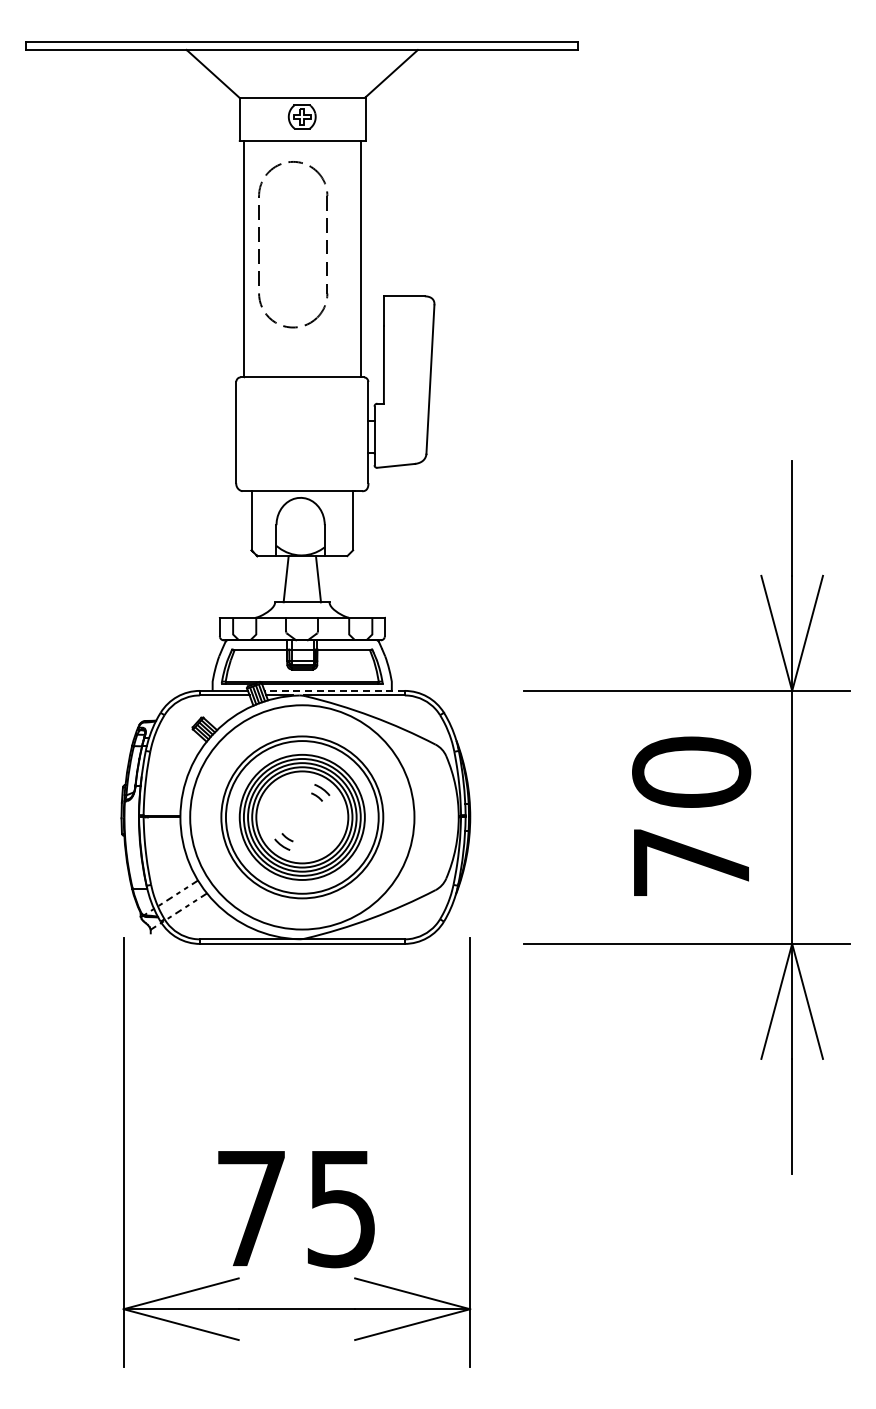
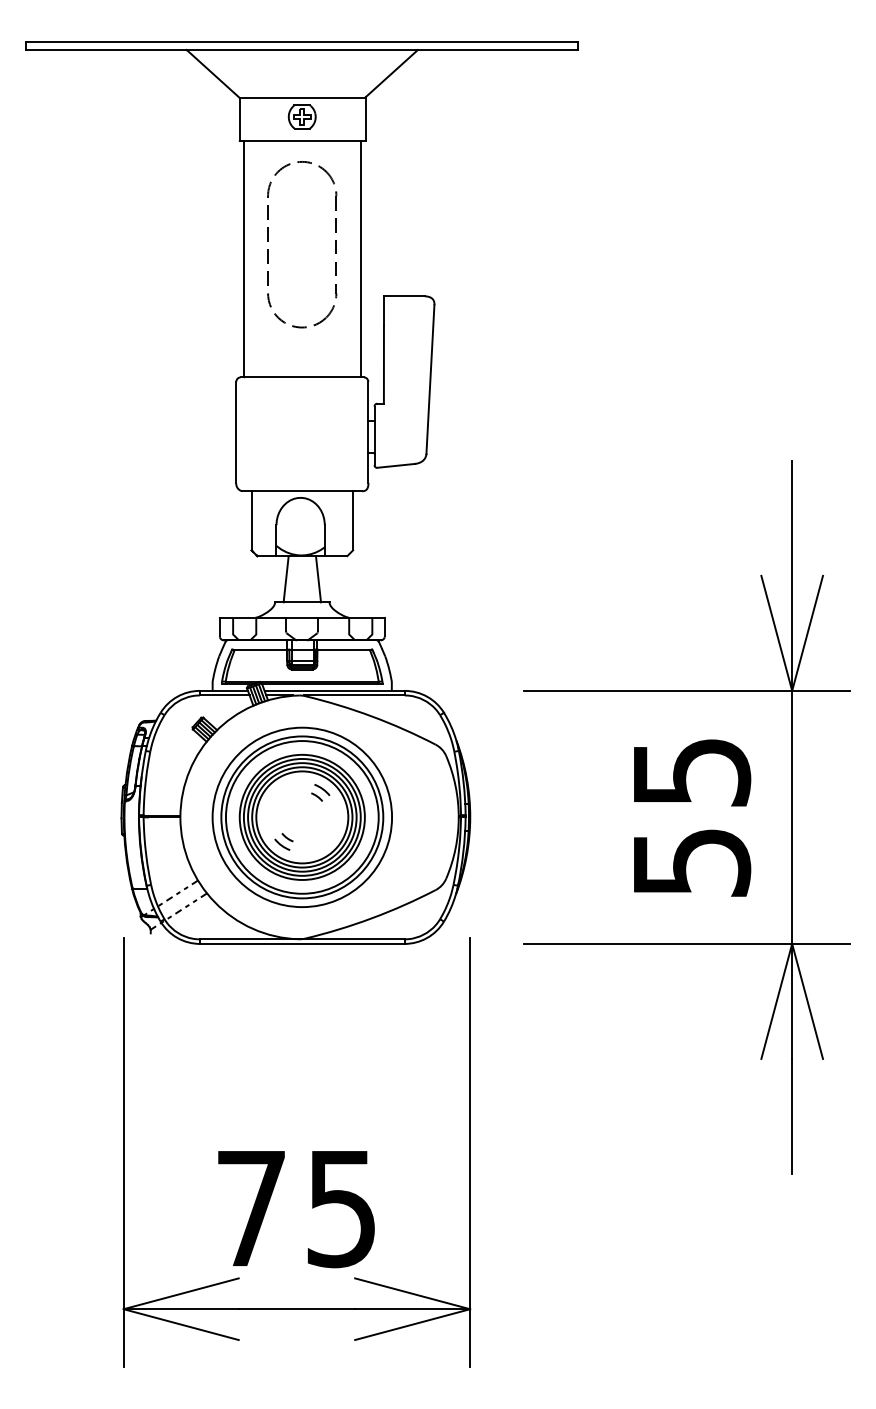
part position: (326, 244) -> (335, 244) (335, 244)
line: dashed -> solid (334, 690)
text: 70 -> 55 (691, 816)
circle diameter: 224 px -> 179 px (302, 817)
